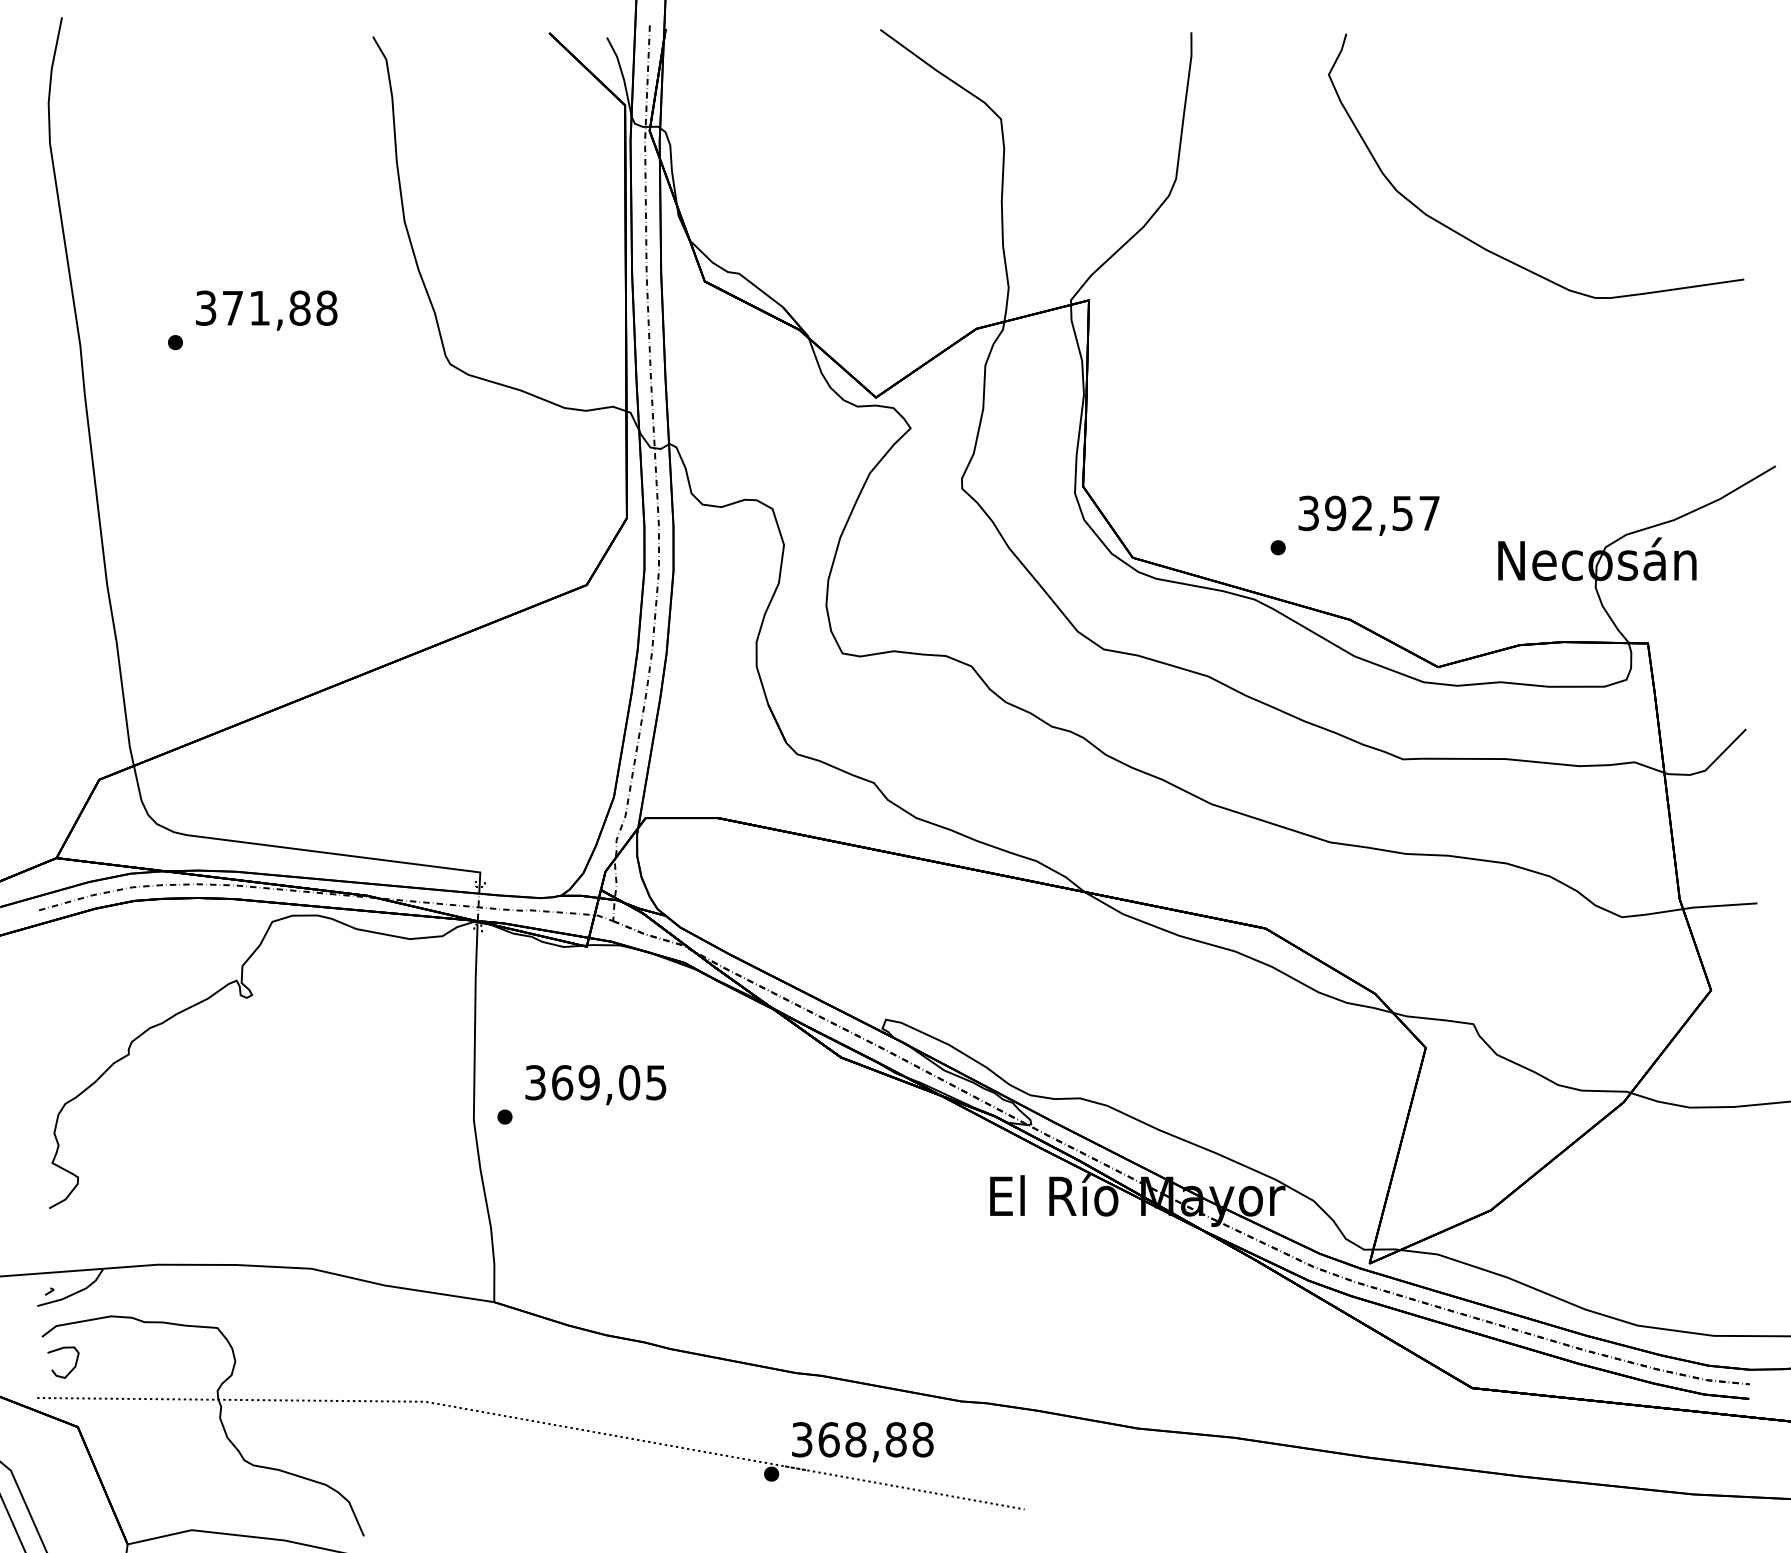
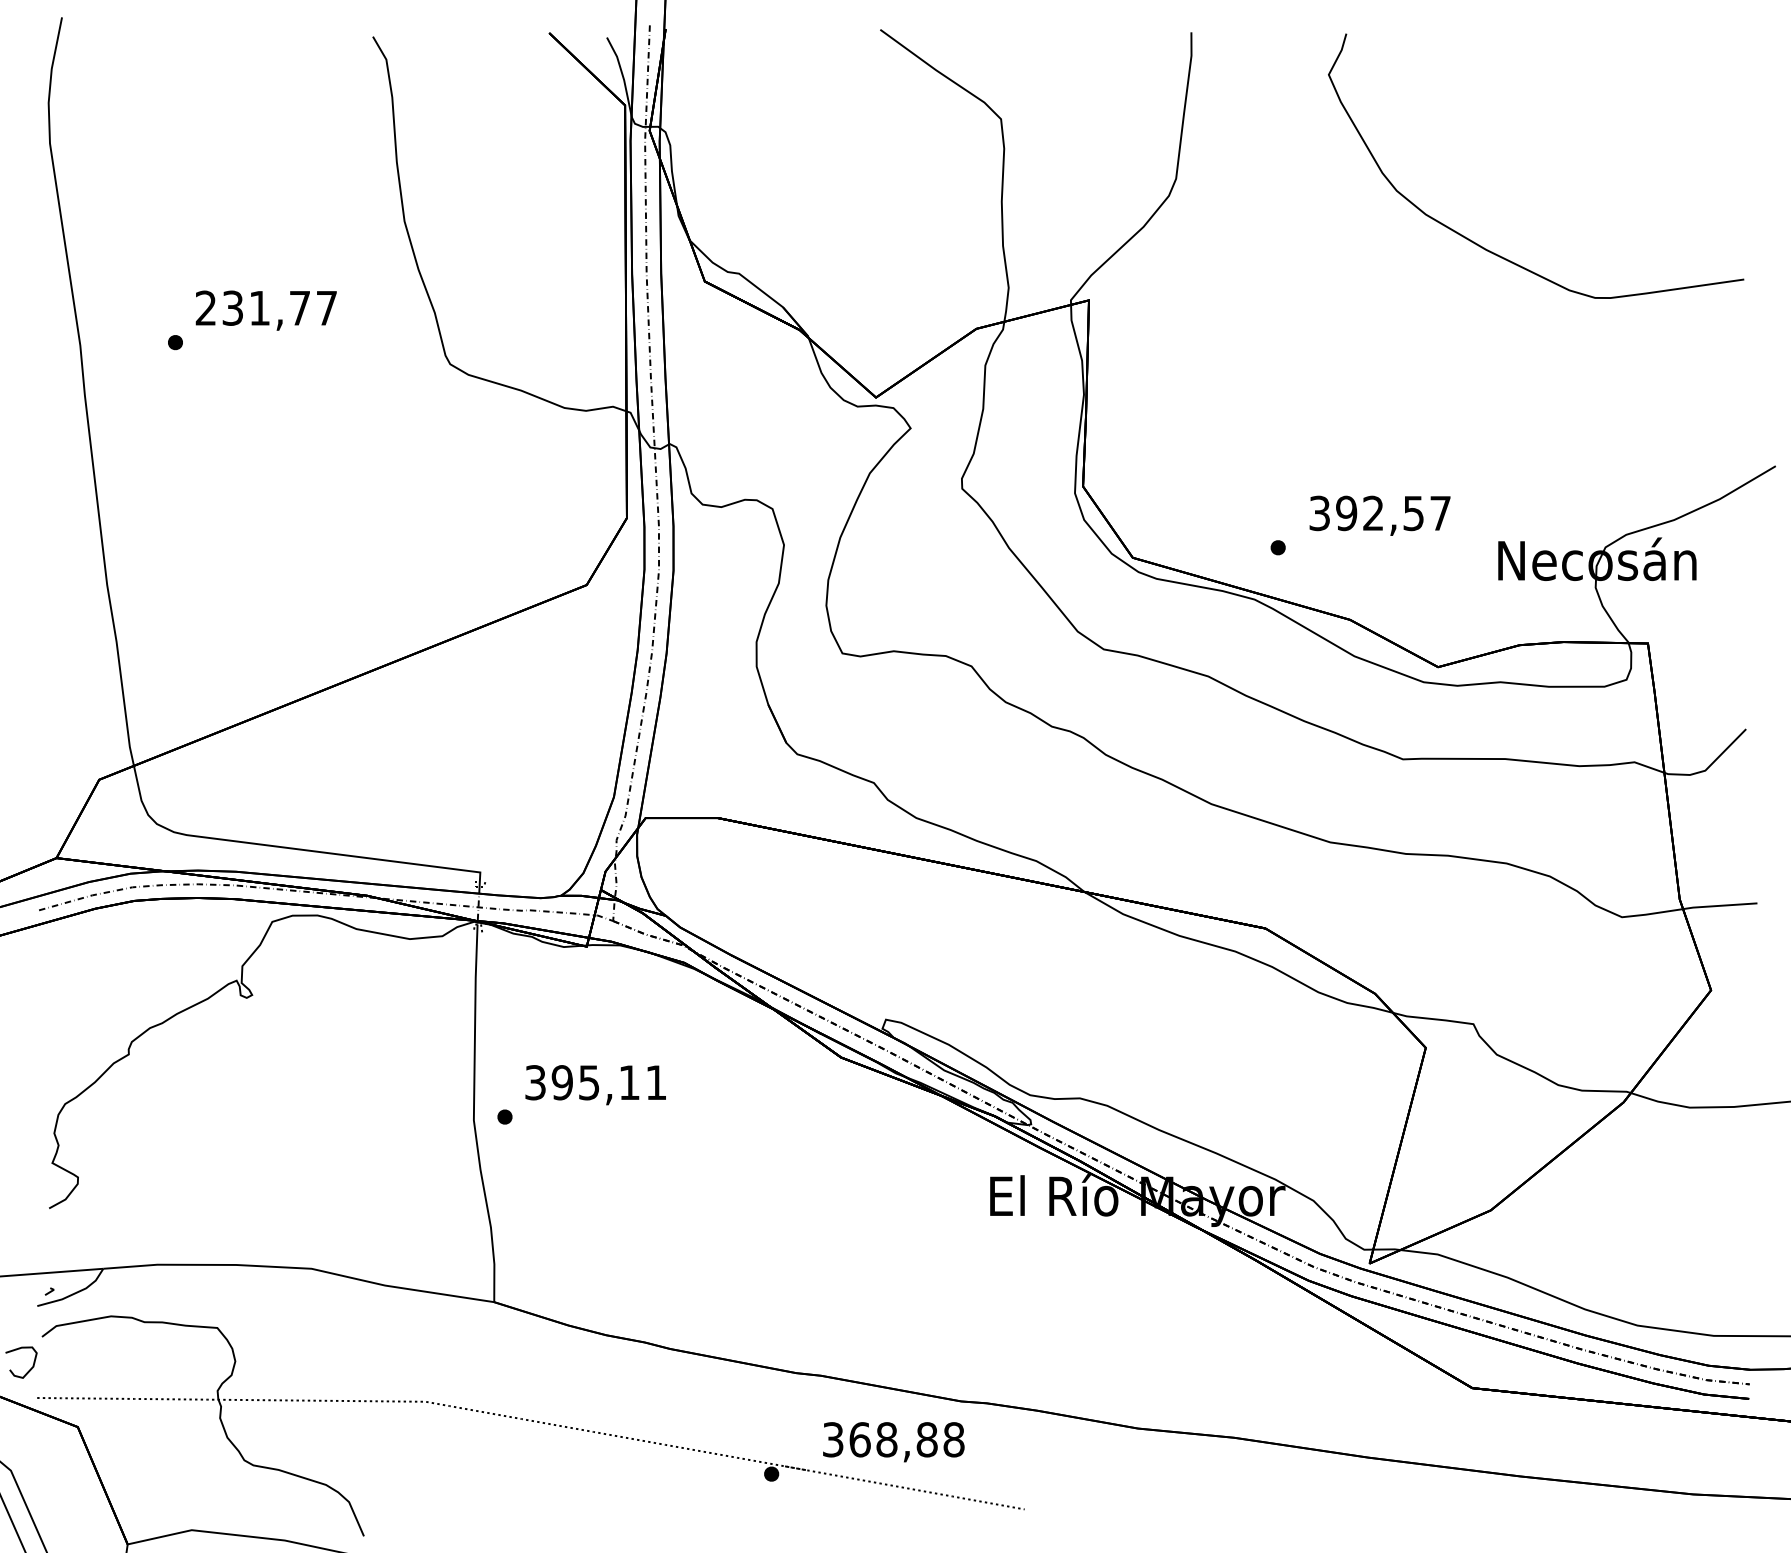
text: 371,88 -> 231,77 (266, 307)
text position: (1368, 515) -> (1379, 515) (1379, 515)
text: 369,05 -> 395,11 (608, 1082)
curve position: (71, 1369) -> (29, 1369) (29, 1369)
text position: (862, 1442) -> (893, 1442) (893, 1442)
